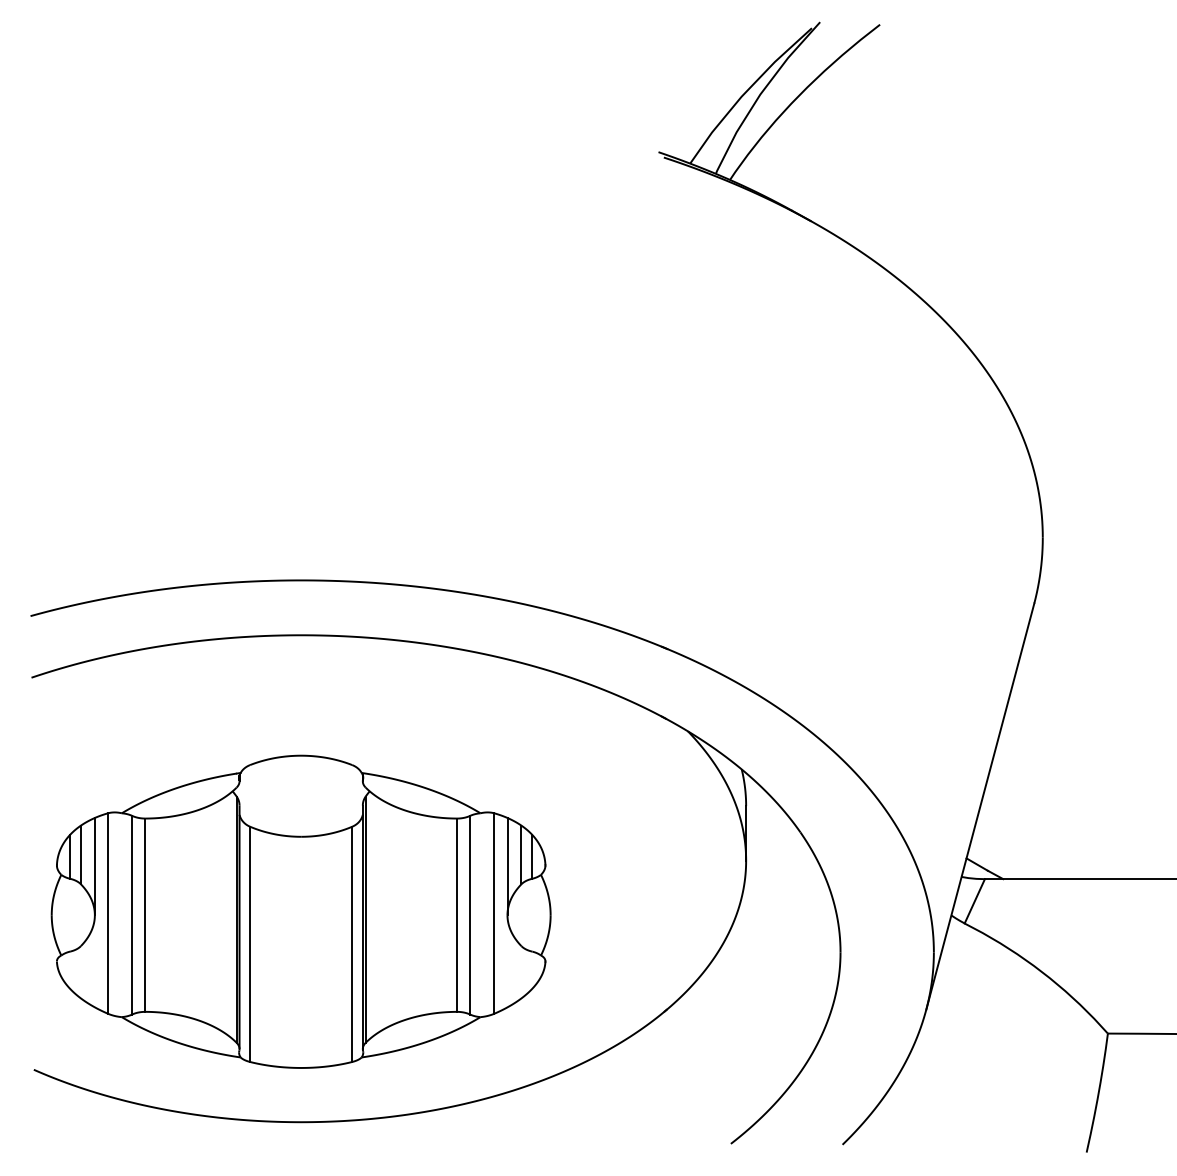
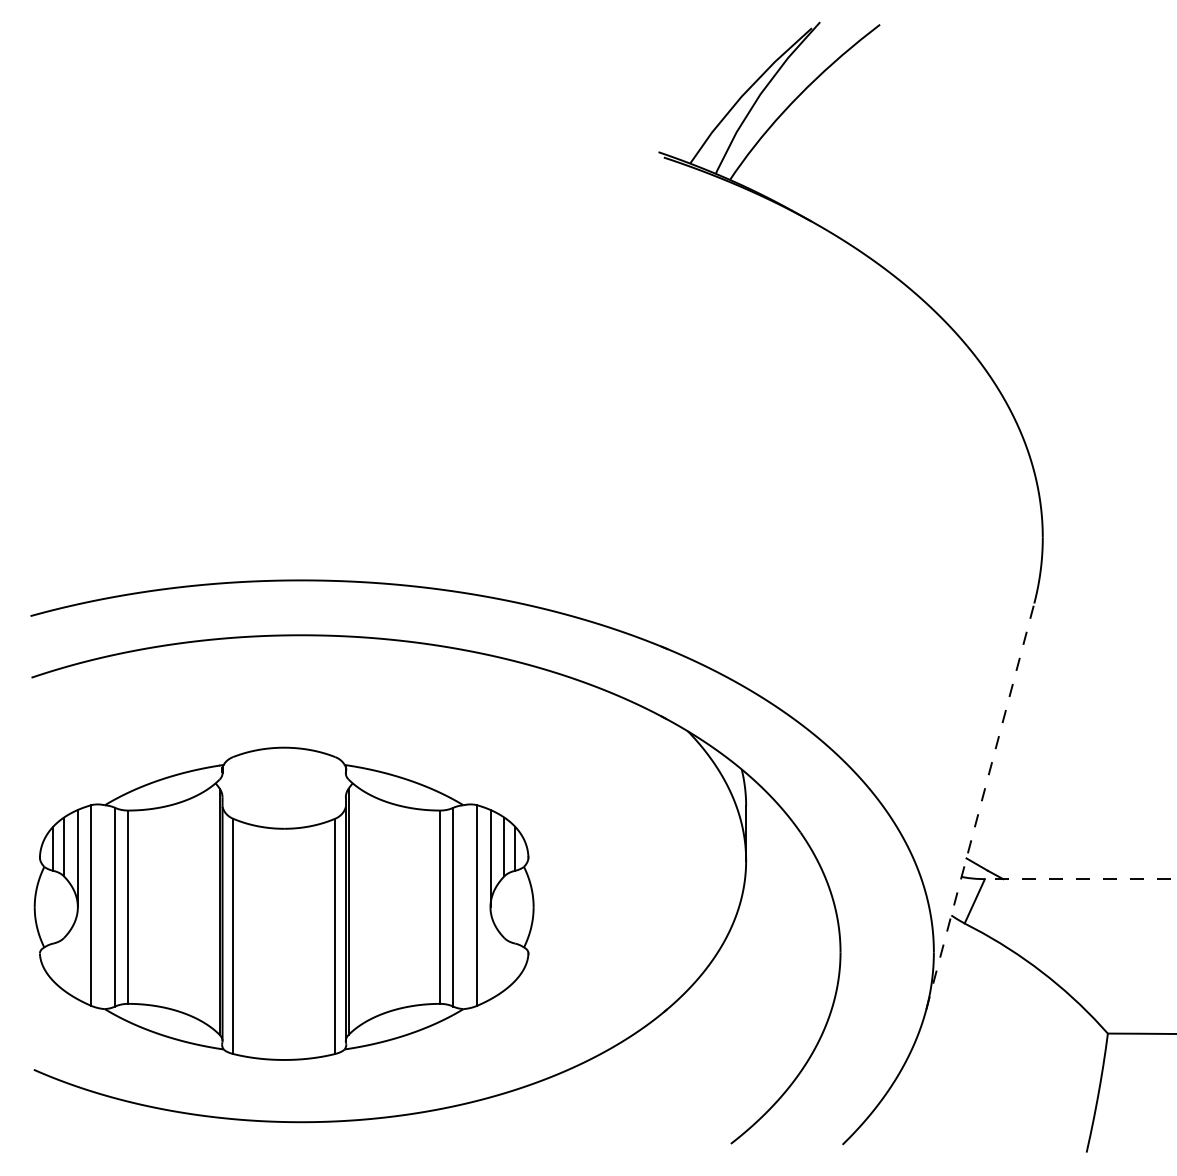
line: solid -> dashed (980, 806)
line: solid -> dashed (1080, 879)
part position: (300, 911) -> (283, 903) (283, 903)
